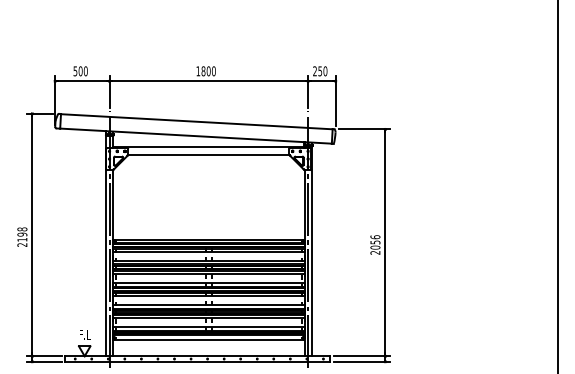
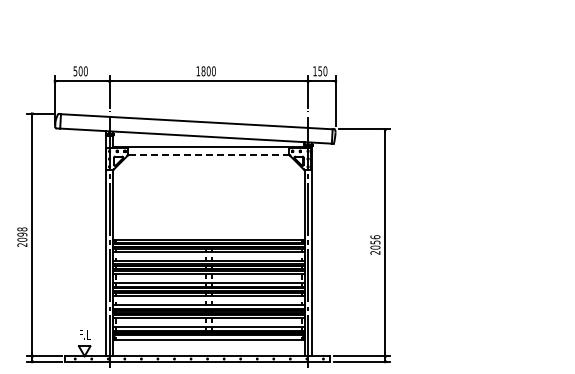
text: 250 -> 150 (314, 71)
line: solid -> dashed (208, 154)
line: present -> none (557, 186)
text: 2198 -> 2098 (22, 239)
